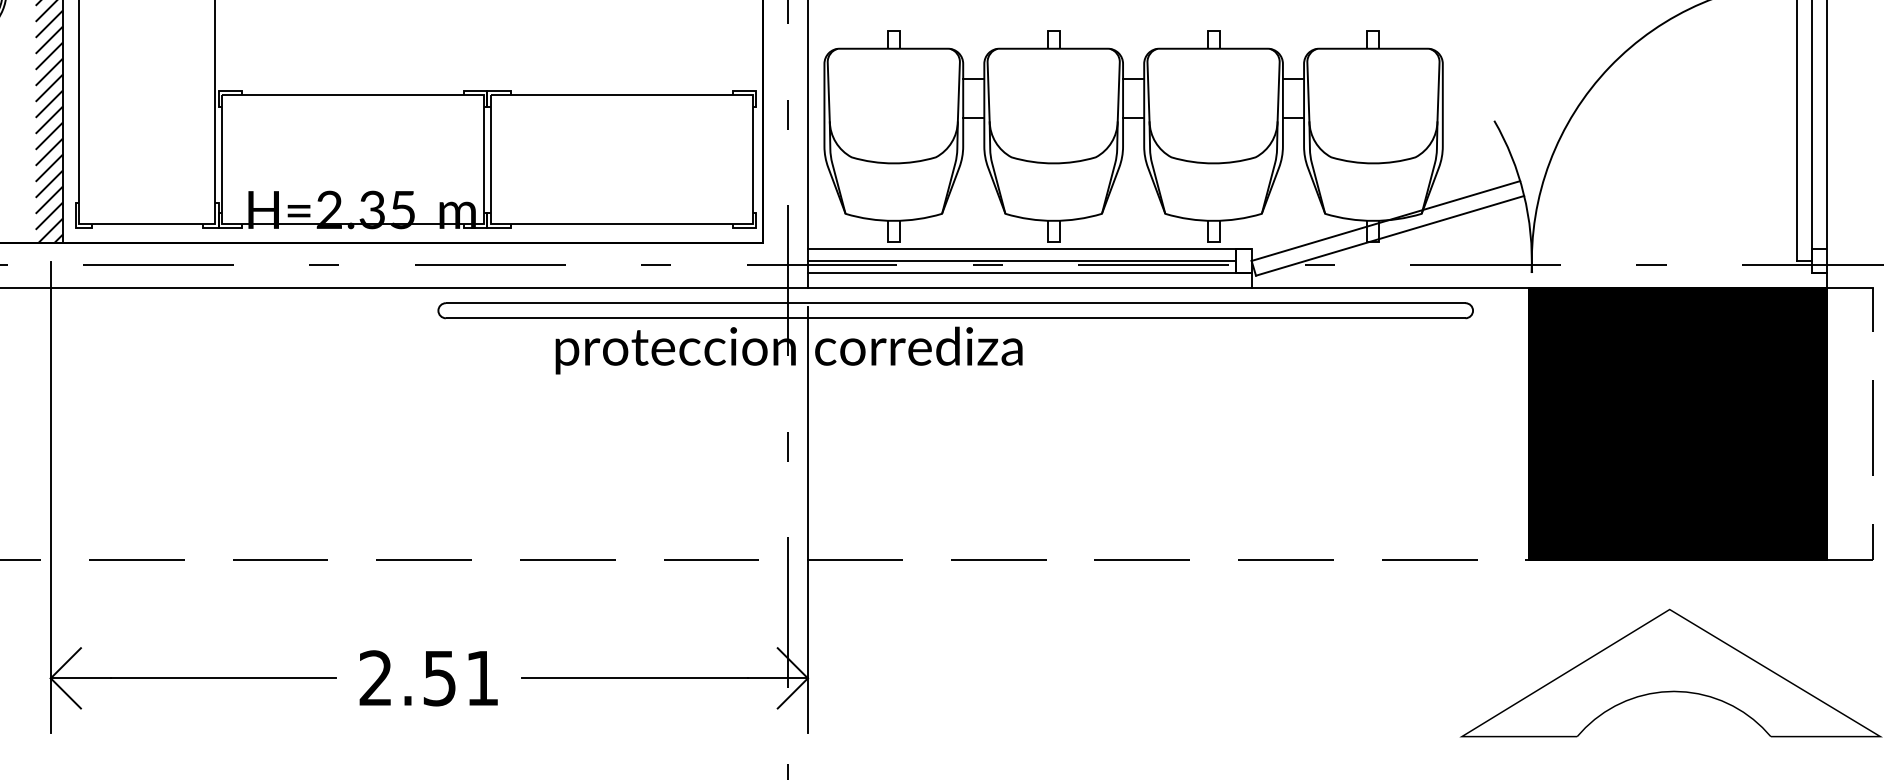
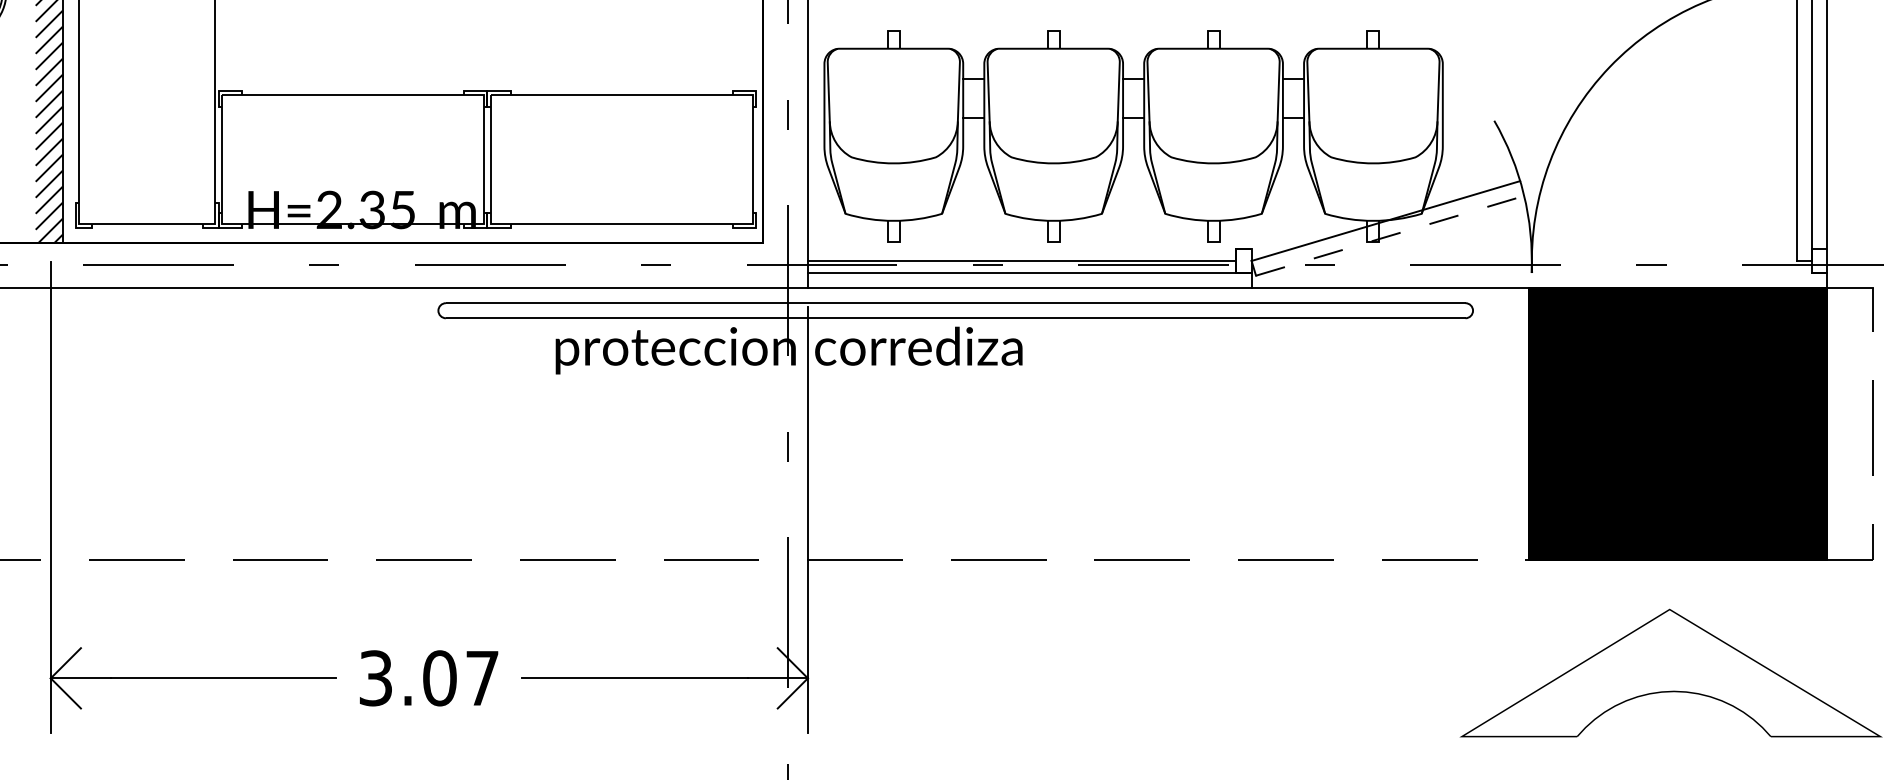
line: solid -> dashed (1390, 235)
line: present -> none (1021, 248)
text: 2.51 -> 3.07 (428, 678)
